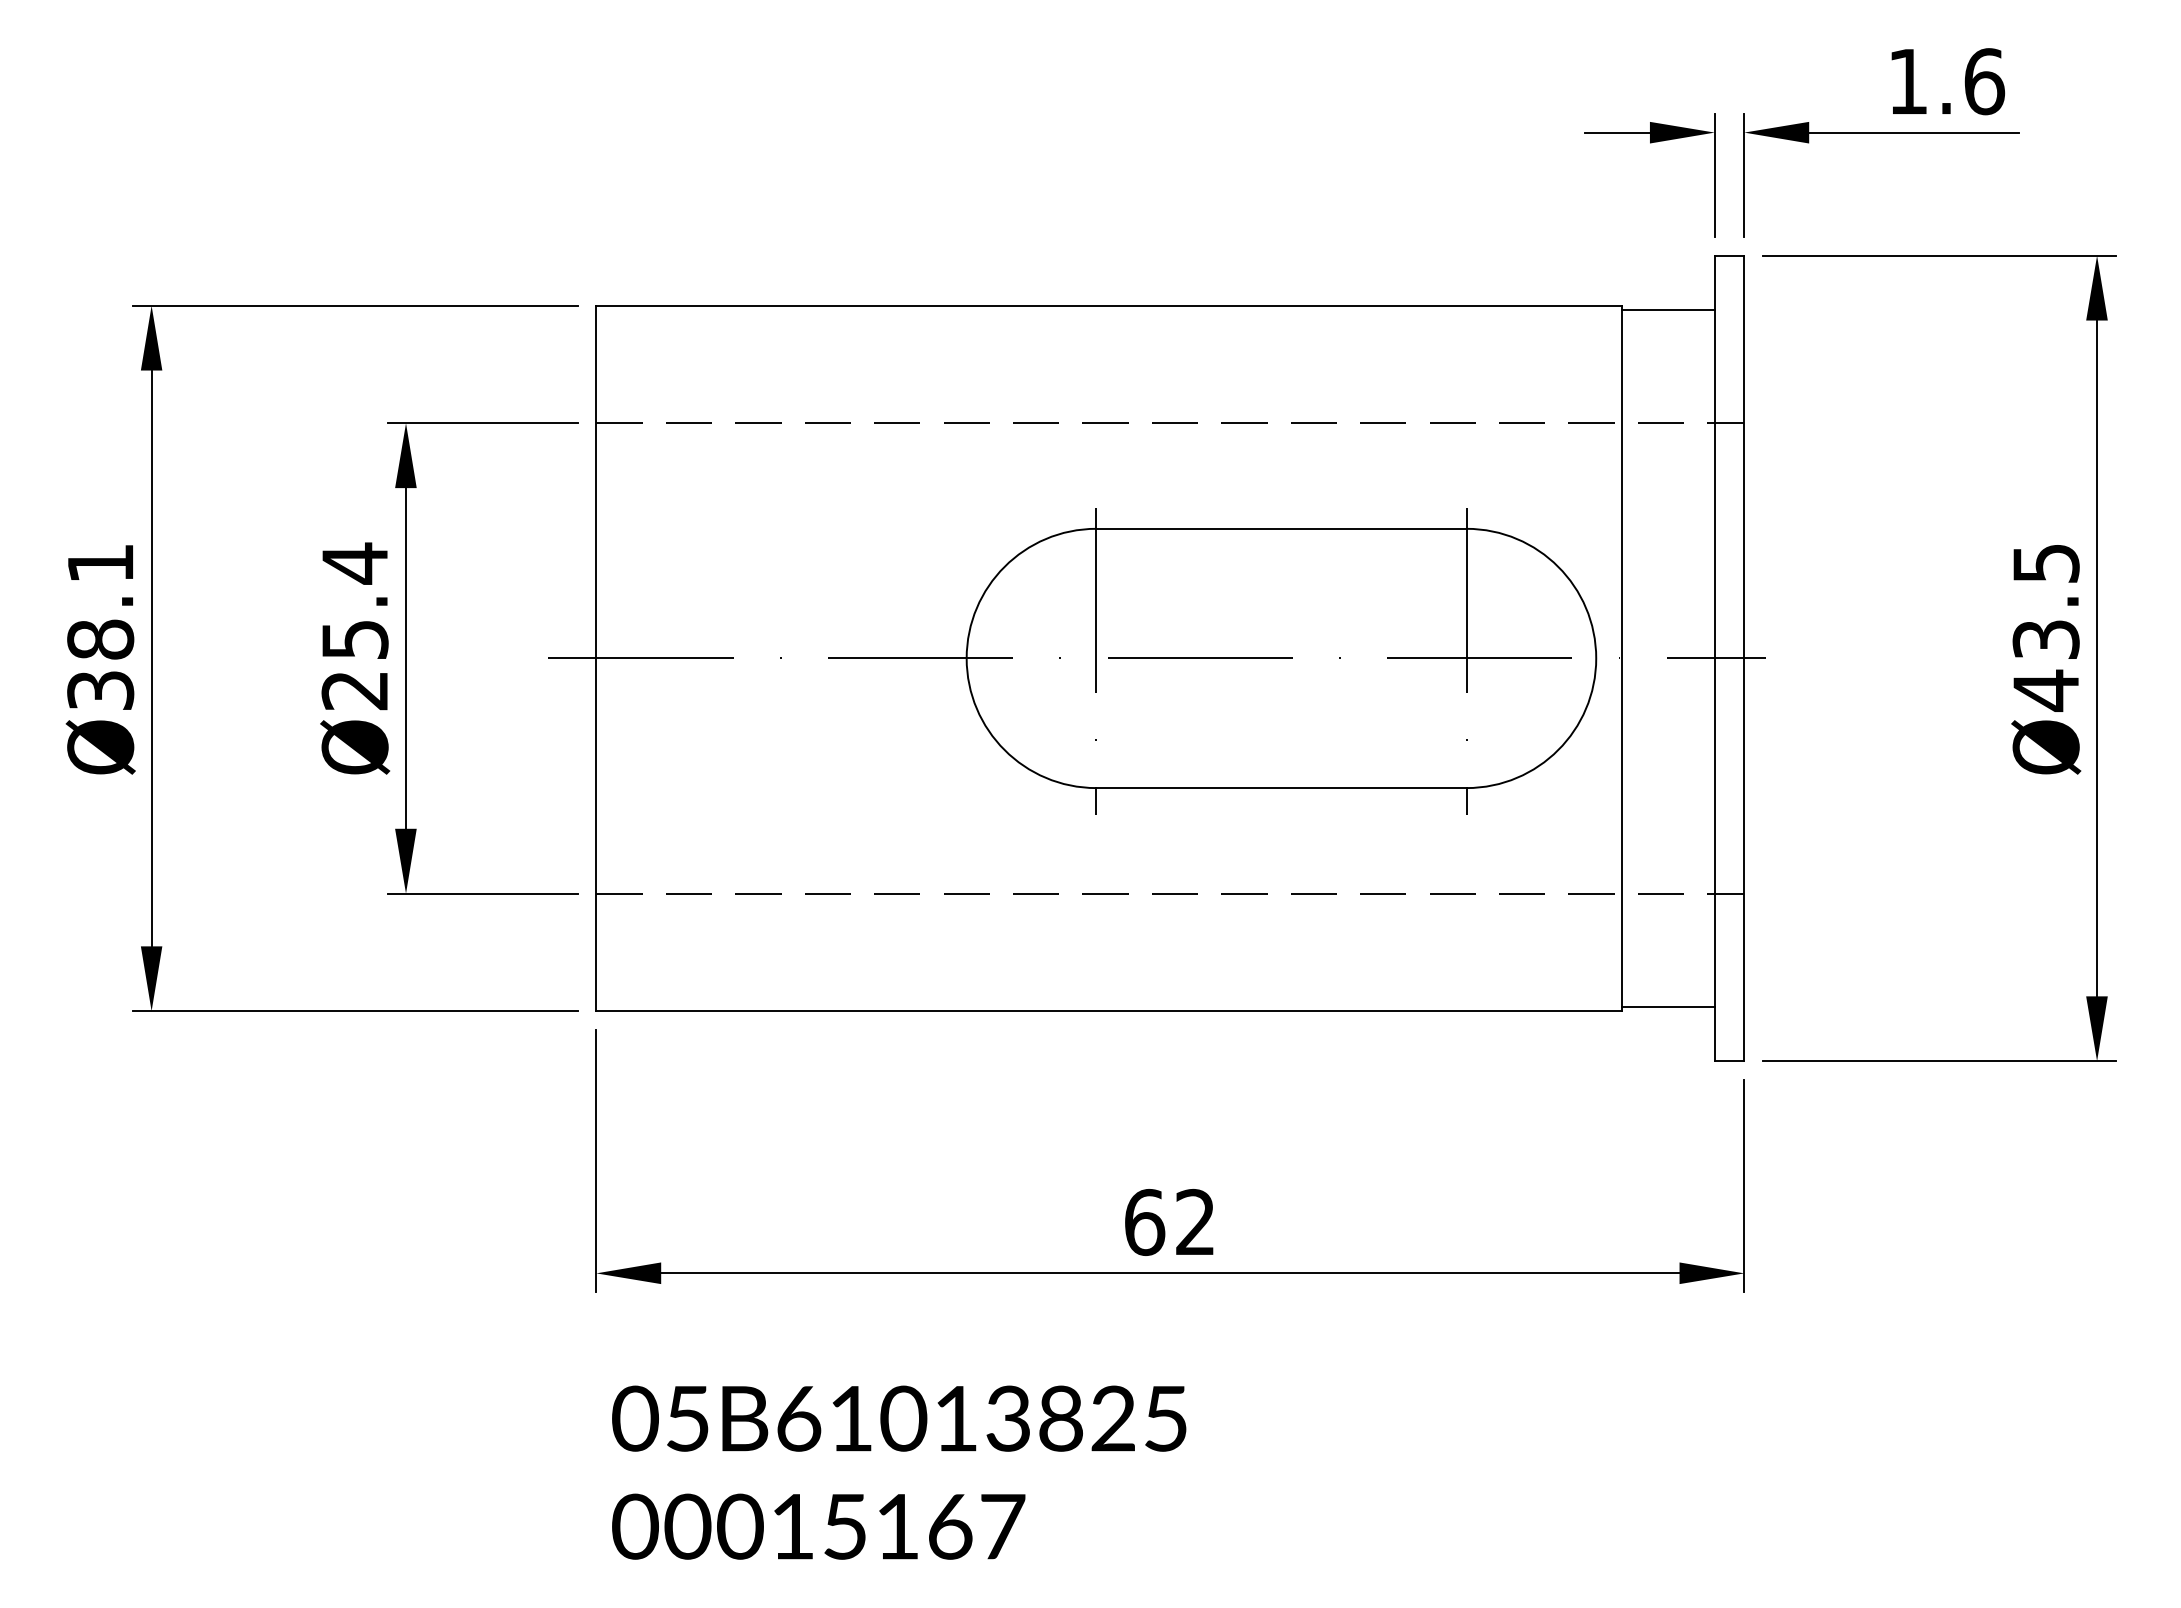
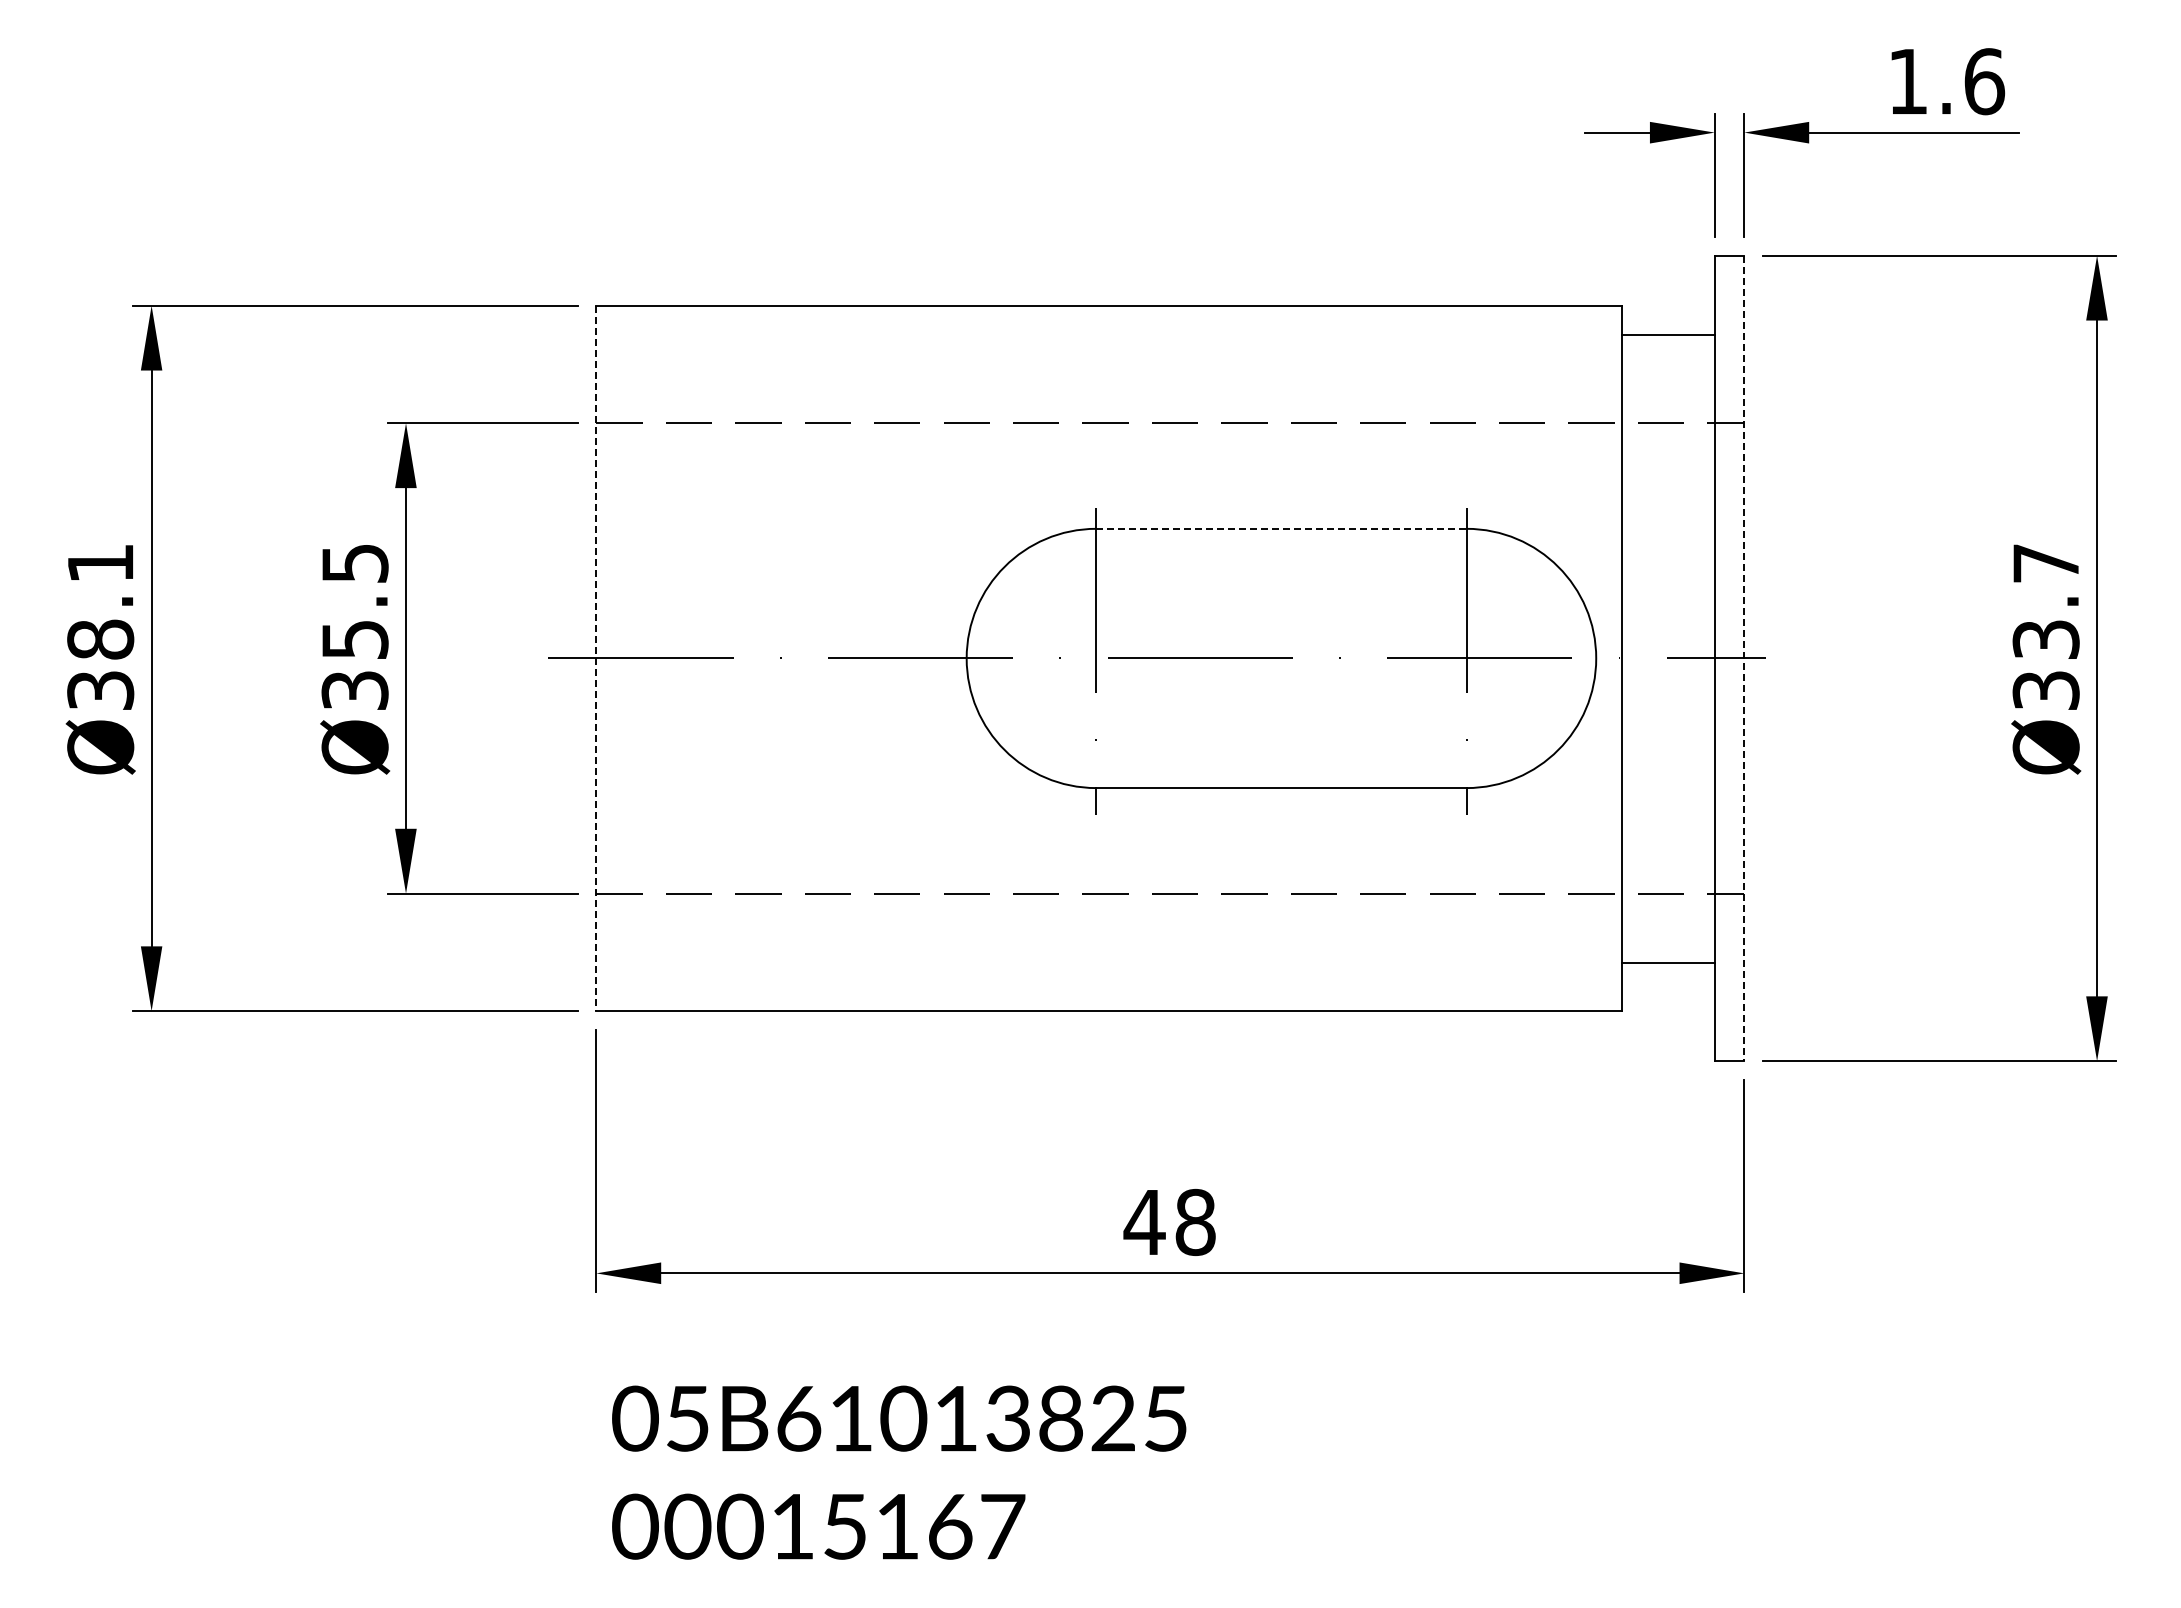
line position: (1668, 310) -> (1668, 335) (1668, 335)
line: solid -> dashed (1281, 528)
text: Ø25.4 -> Ø35.5 (354, 626)
text: Ø43.5 -> Ø33.7 (2045, 627)
line: solid -> dashed (596, 658)
line: solid -> dashed (1744, 658)
line position: (1668, 1006) -> (1668, 962) (1668, 962)
text: 62 -> 48 (1169, 1222)
